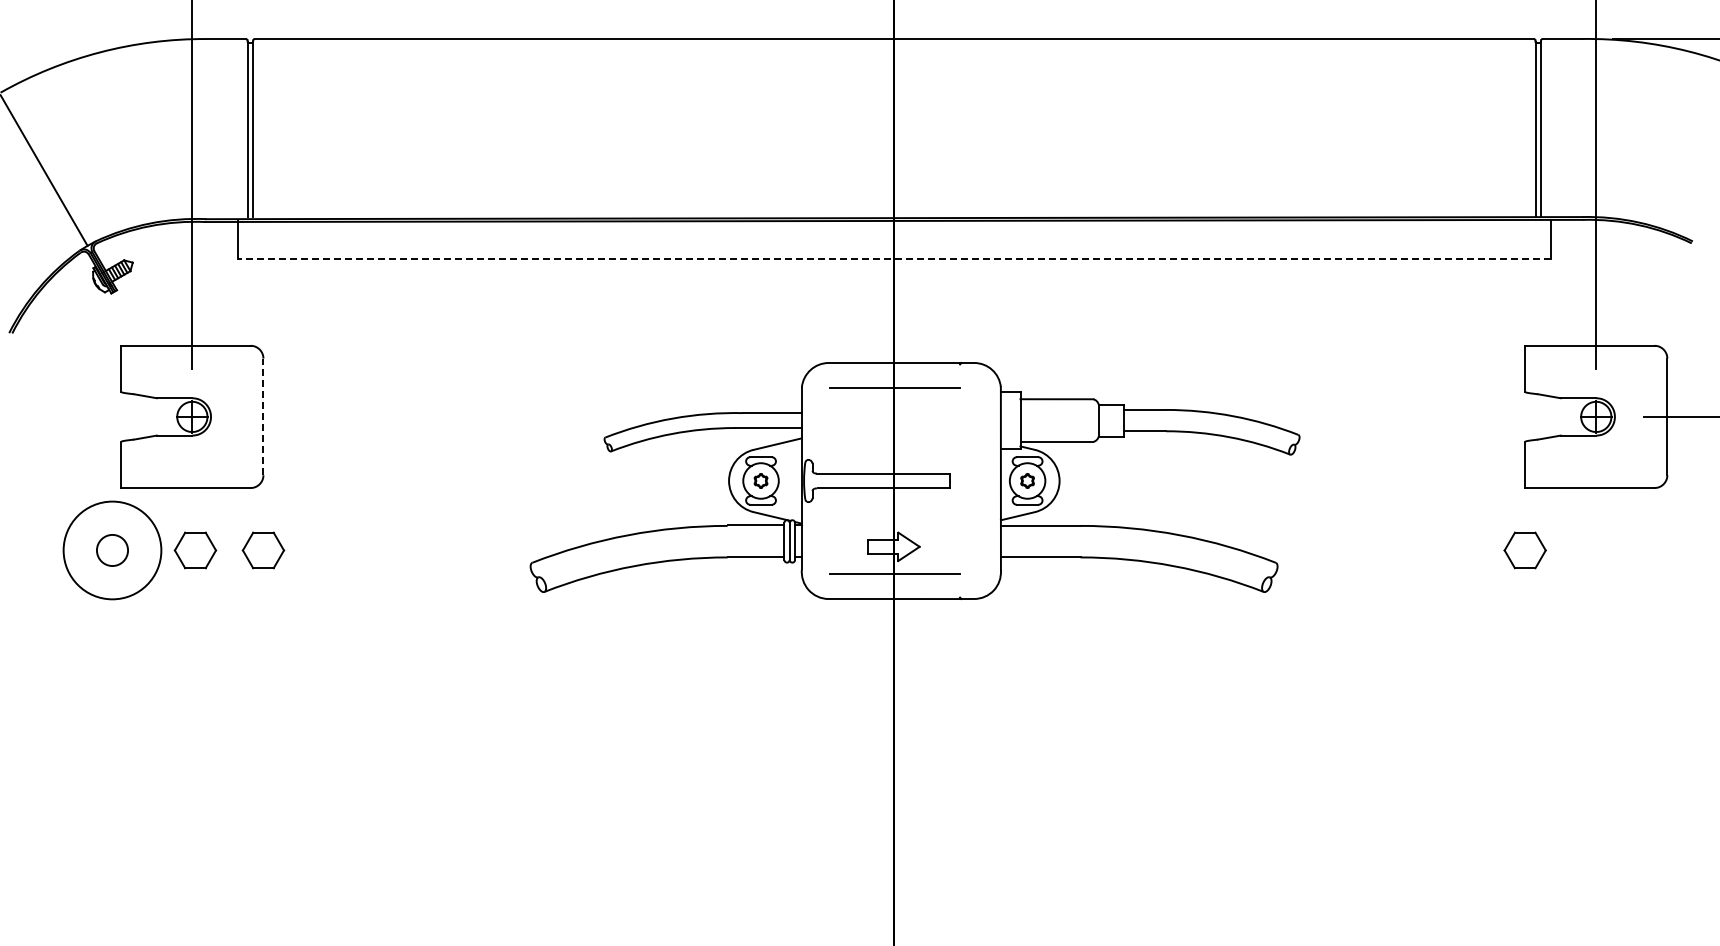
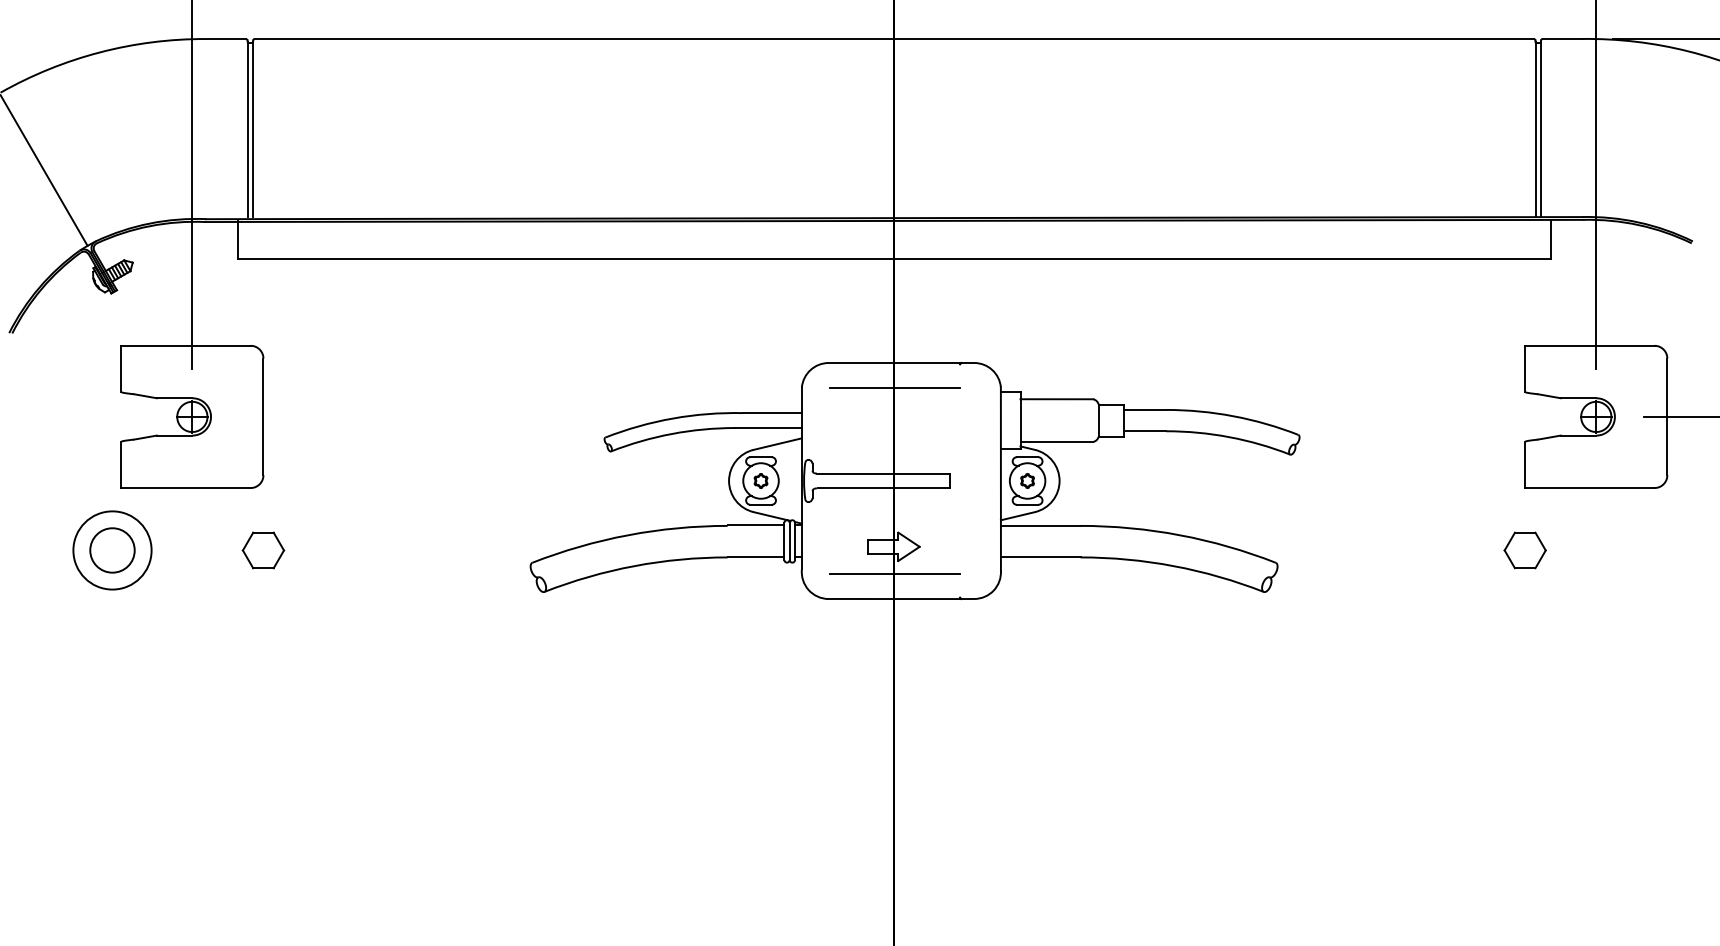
line: dashed -> solid (893, 258)
line: dashed -> solid (263, 416)
circle diameter: 31 px -> 44 px (112, 550)
circle diameter: 98 px -> 78 px (112, 550)
part: present -> none (195, 550)
